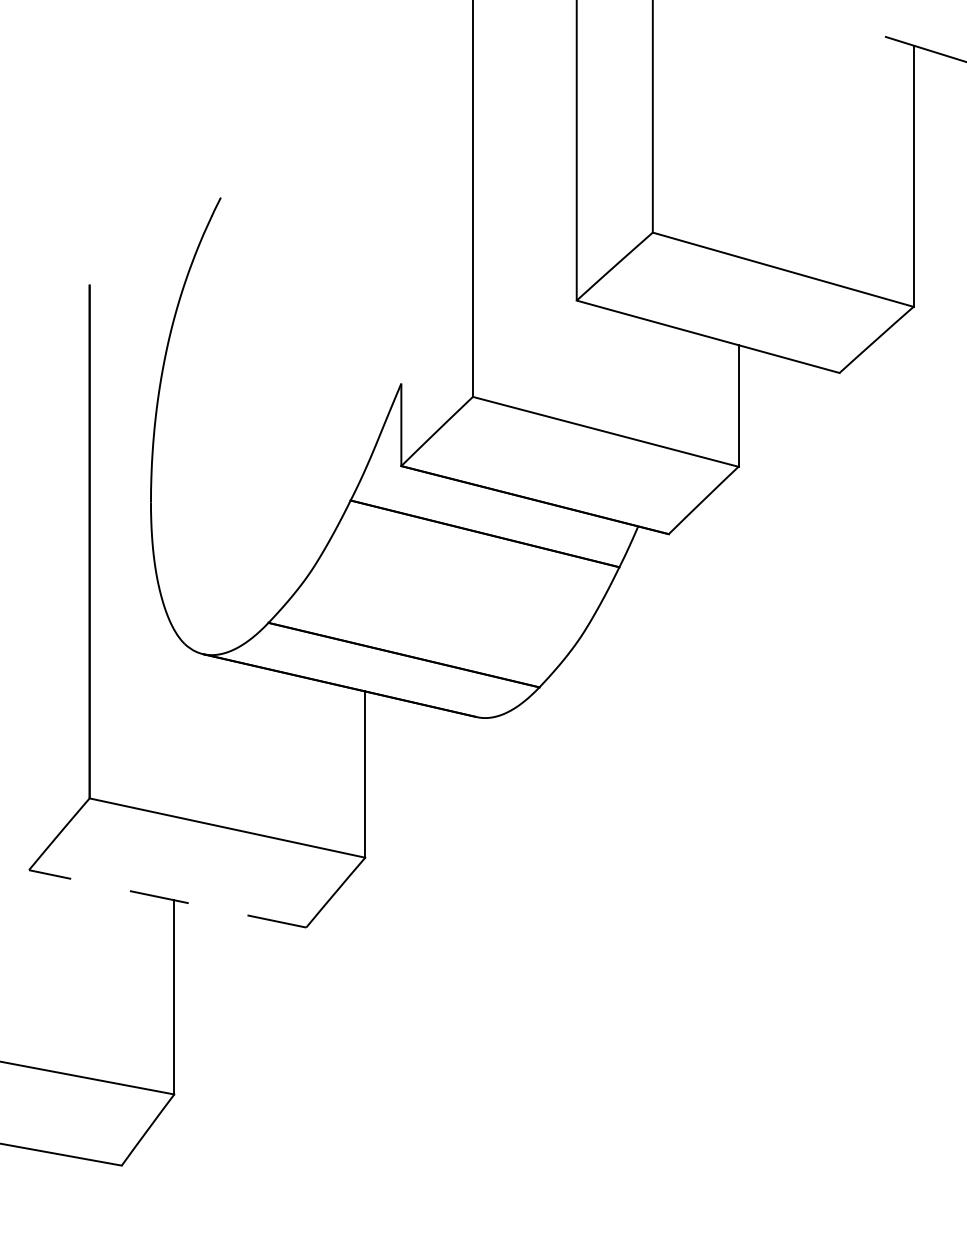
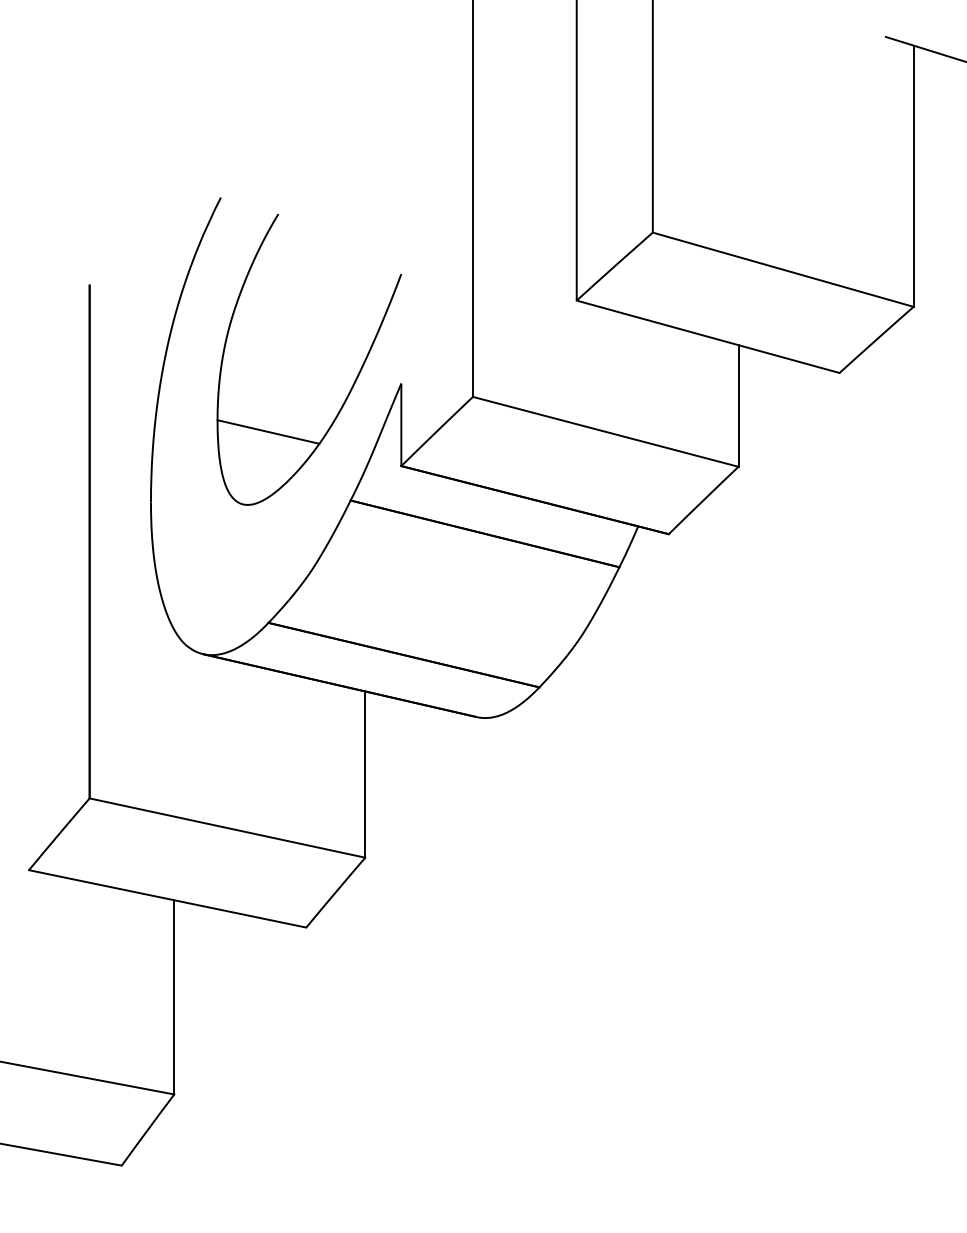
part: none -> present (353, 382)
line: dashed -> solid (167, 898)
